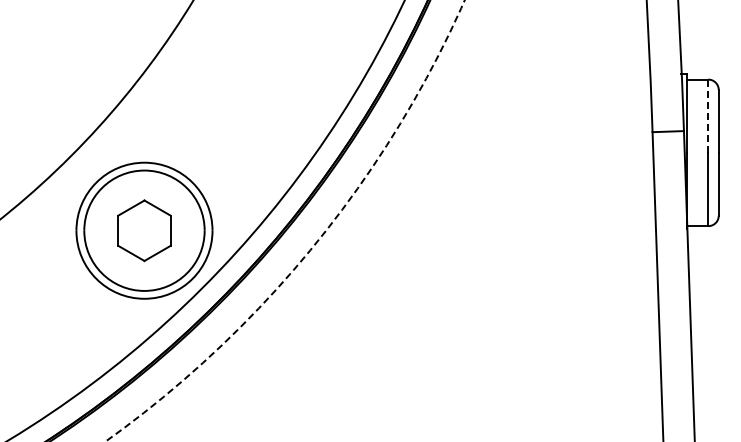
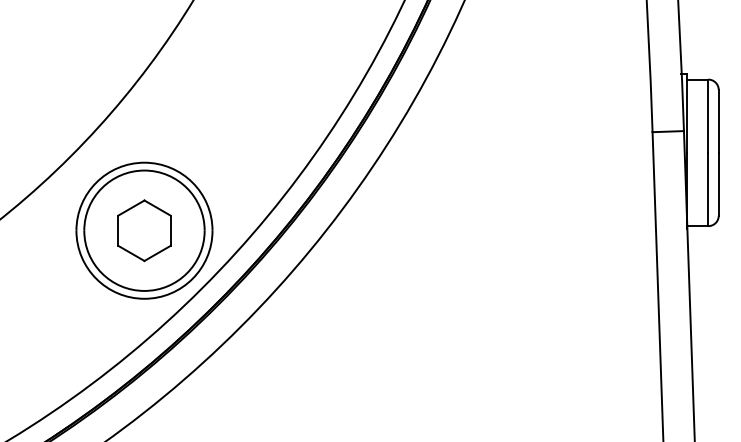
line: dashed -> solid (708, 116)
arc: dashed -> solid (315, 243)
